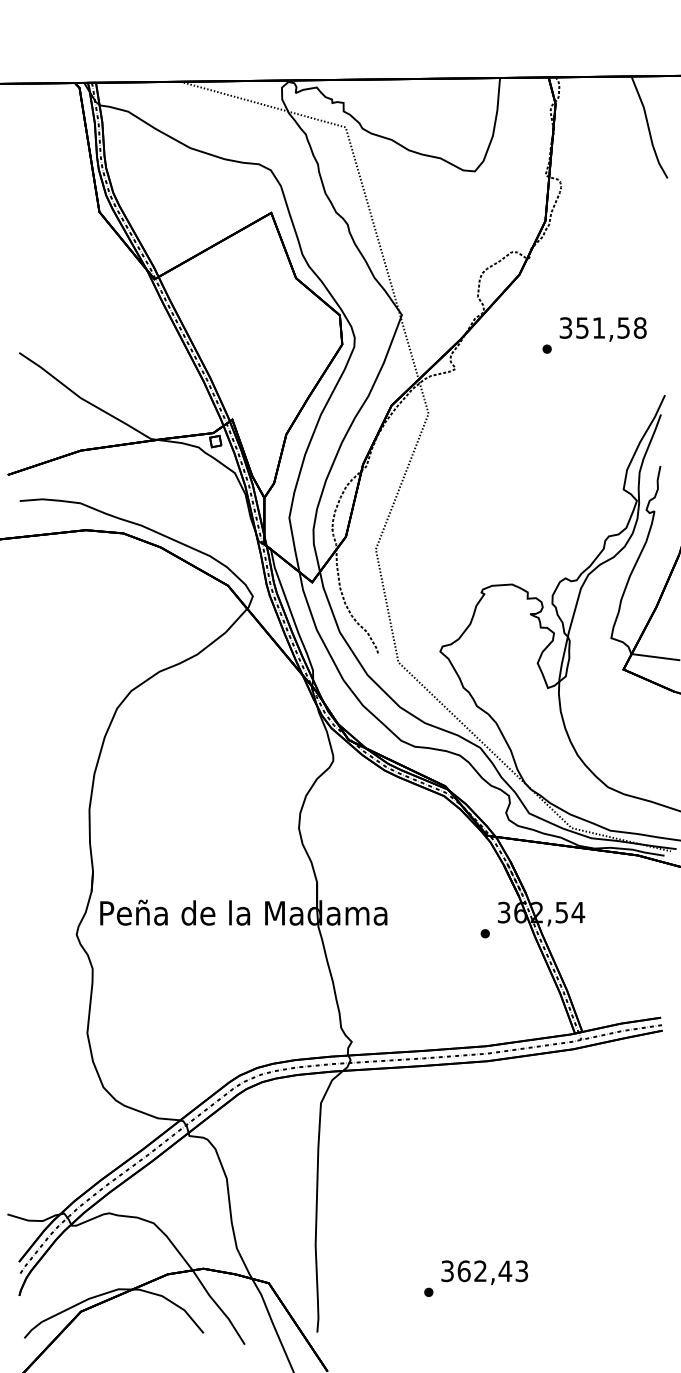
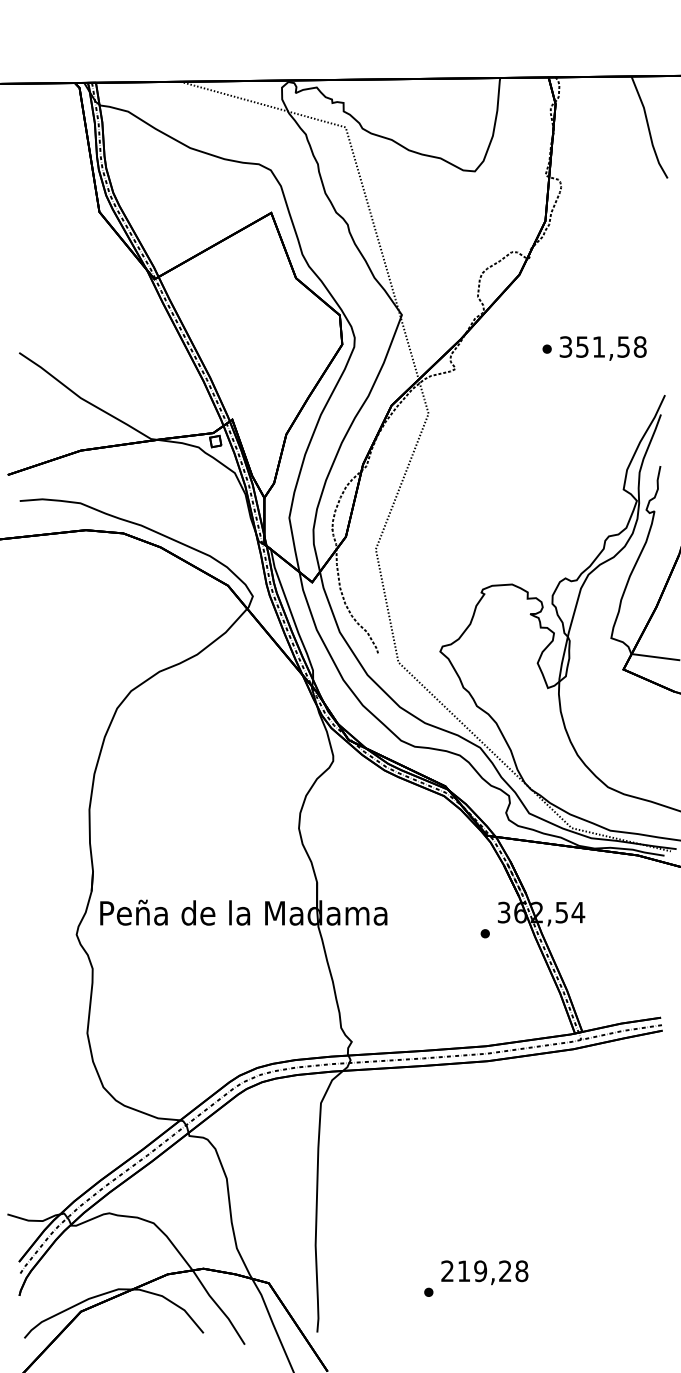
text position: (602, 329) -> (602, 348) (602, 348)
text: 362,43 -> 219,28 (484, 1271)
